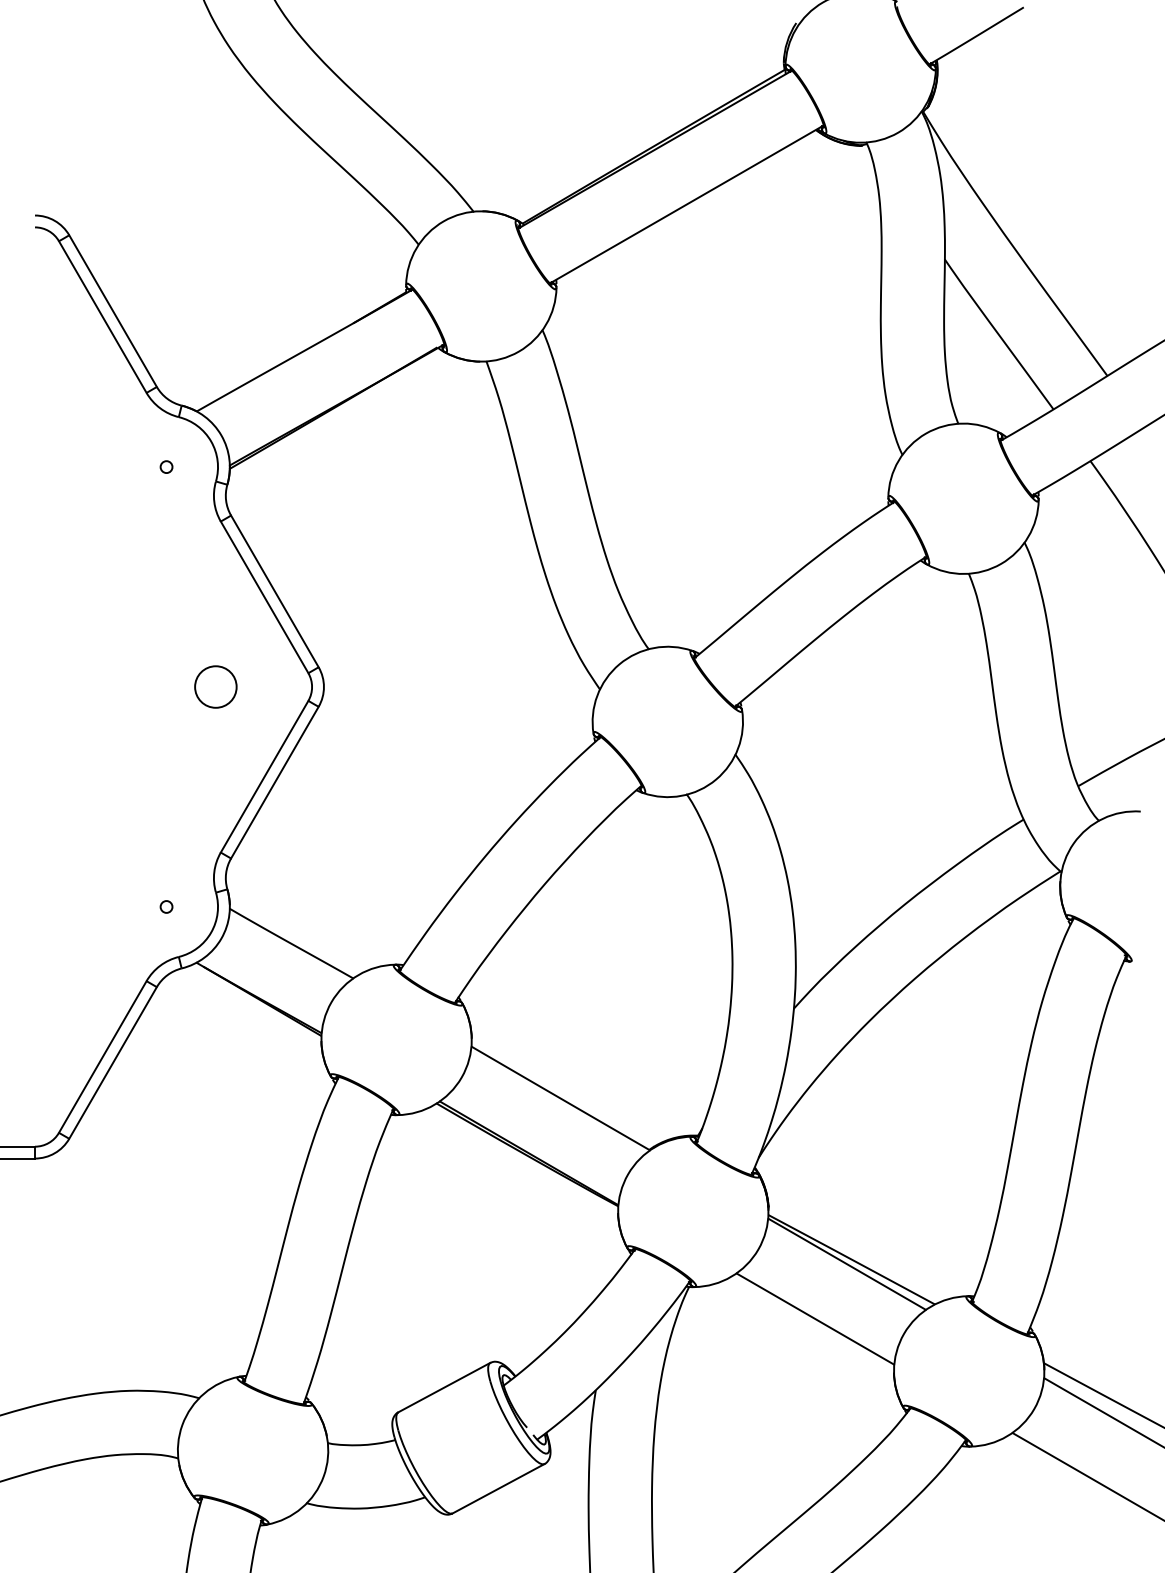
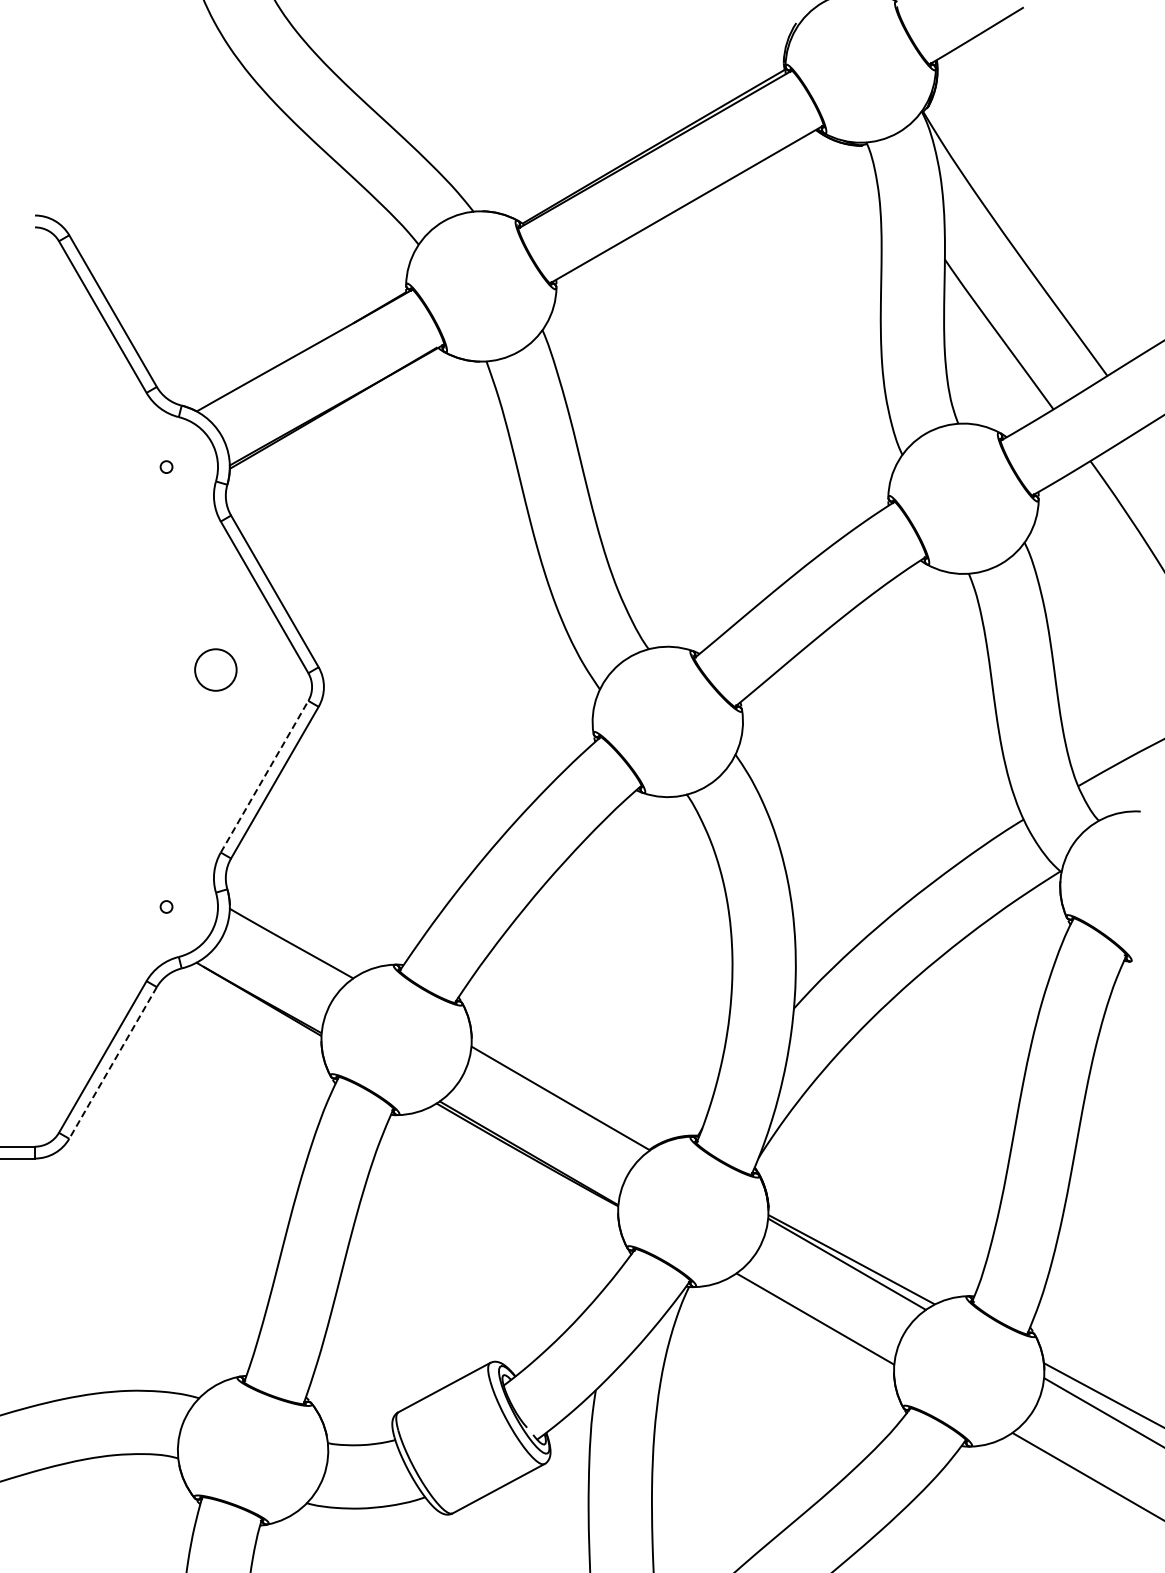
circle position: (215, 686) -> (215, 669) (215, 669)
line: solid -> dashed (264, 776)
line: solid -> dashed (113, 1062)
